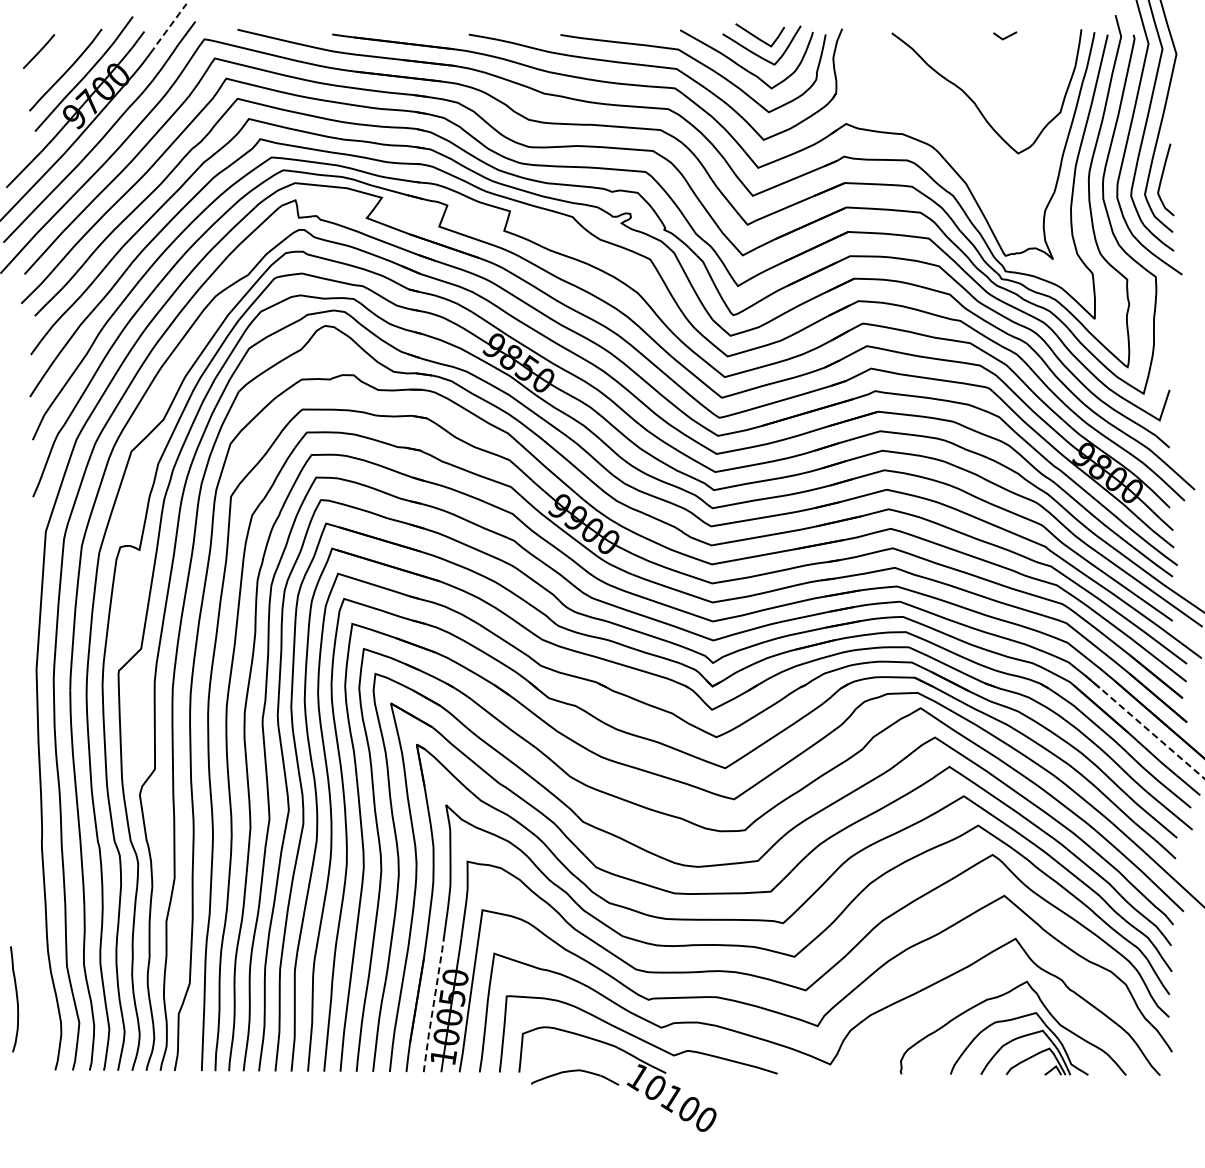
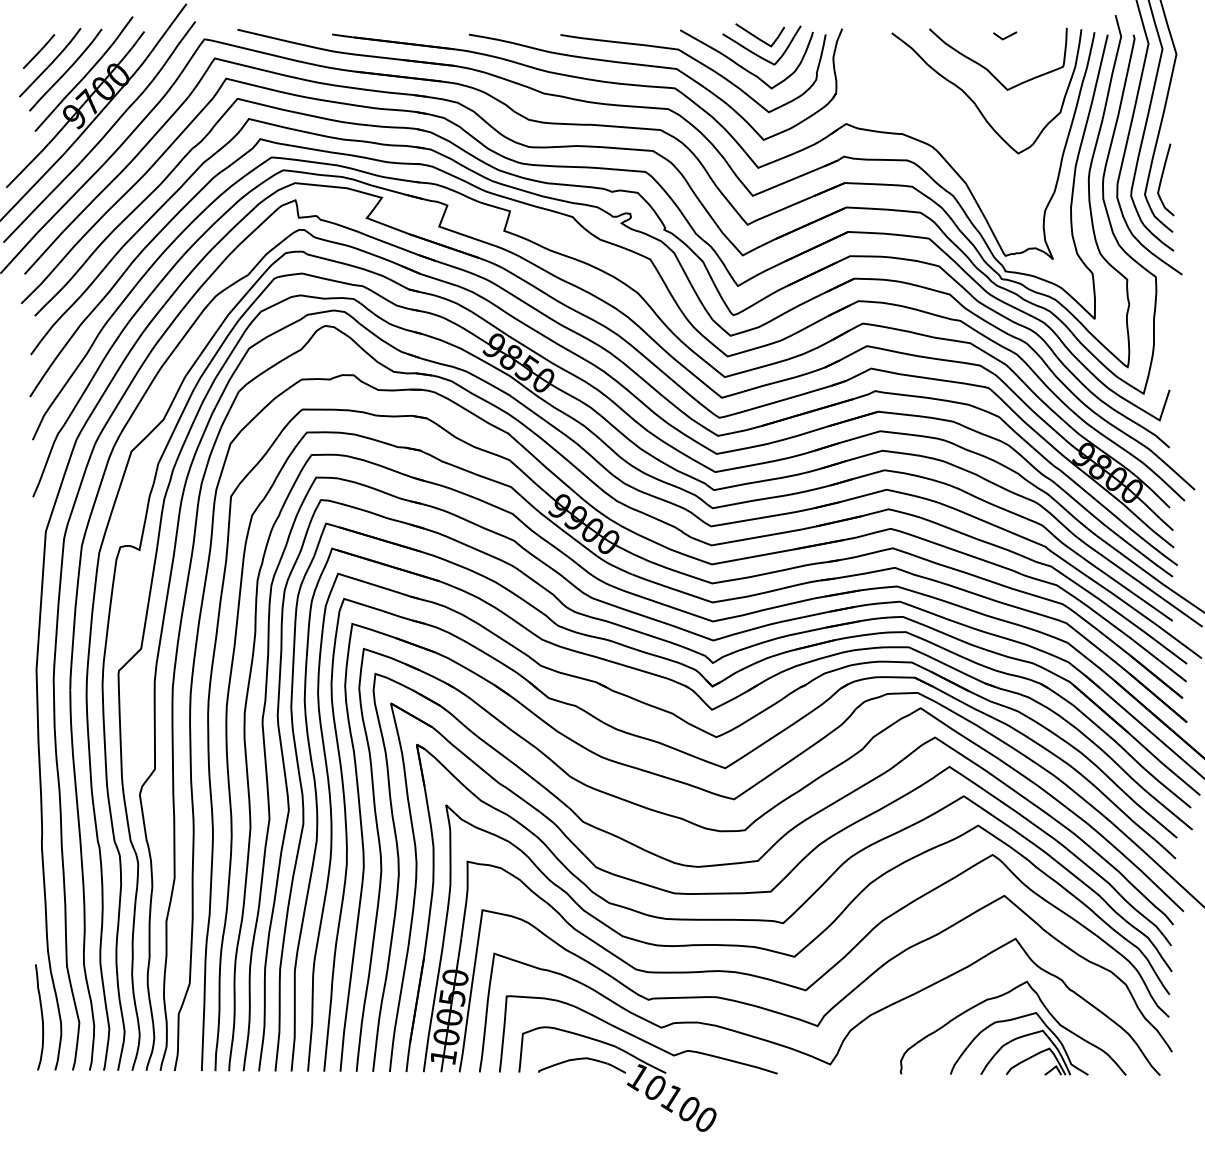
line: dashed -> solid (167, 29)
curve: none -> present (51, 62)
curve: none -> present (987, 68)
line: dashed -> solid (1145, 727)
curve position: (16, 999) -> (41, 1017) (41, 1017)
line: dashed -> solid (433, 1003)
part position: (575, 1077) -> (582, 1065) (582, 1065)
